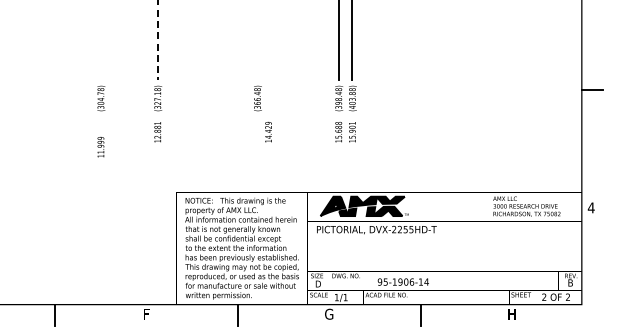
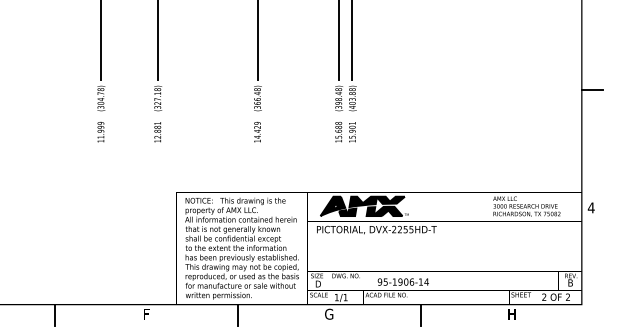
line: dashed -> solid (157, 40)
line: none -> present (100, 41)
line: none -> present (257, 41)
text position: (268, 132) -> (257, 132) (257, 132)
text position: (100, 147) -> (100, 132) (100, 132)
